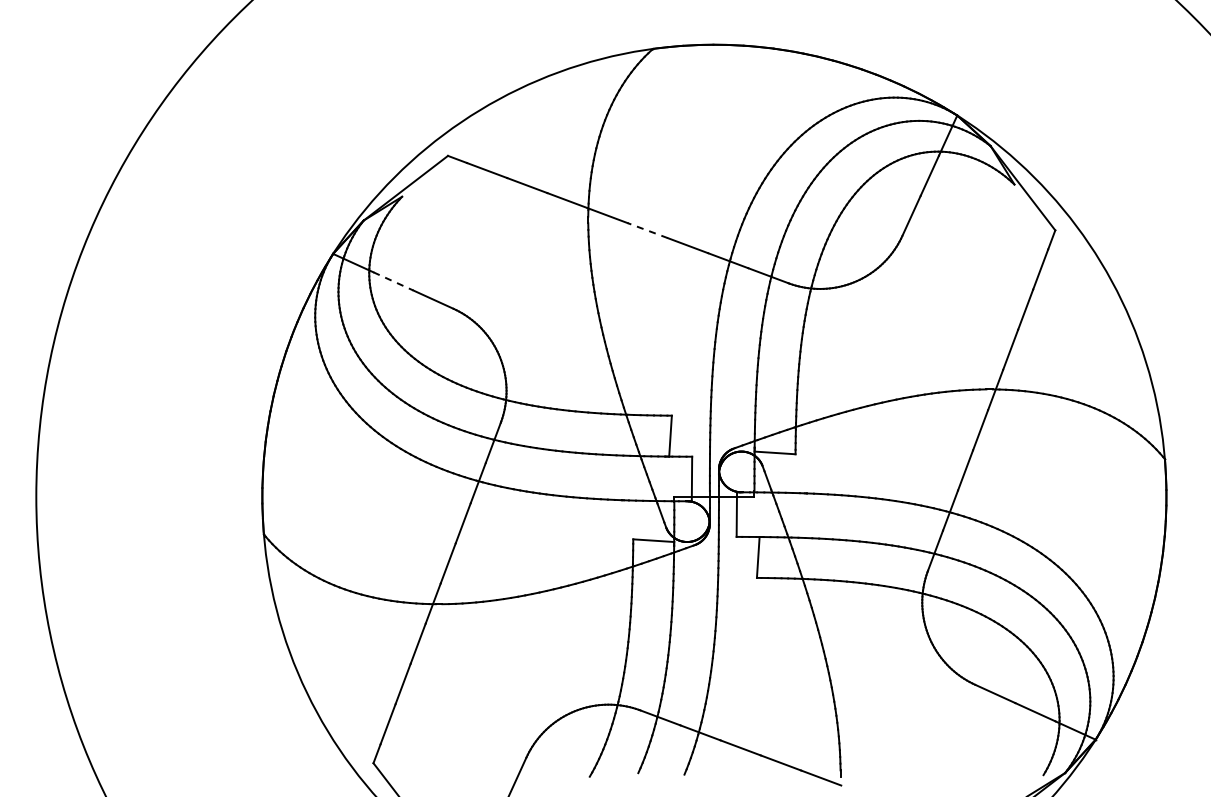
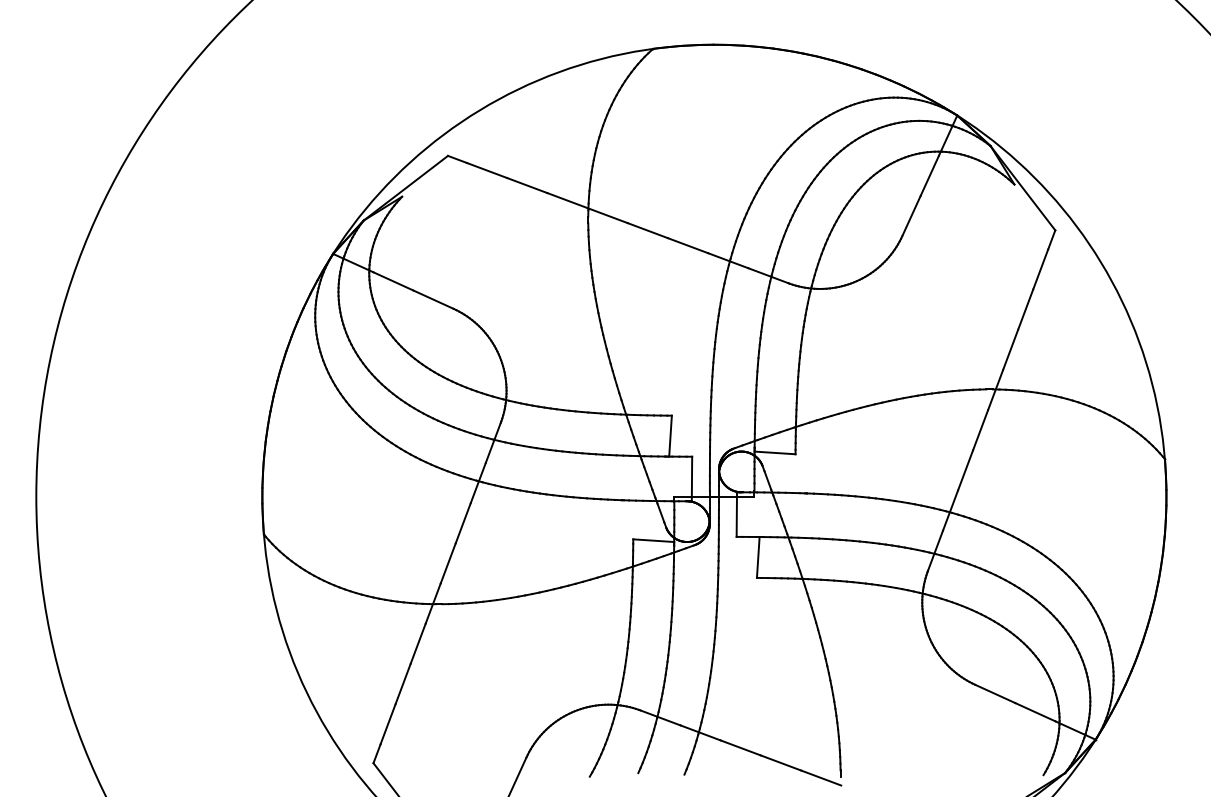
line: dashed -> solid (647, 230)
line: dashed -> solid (393, 281)
